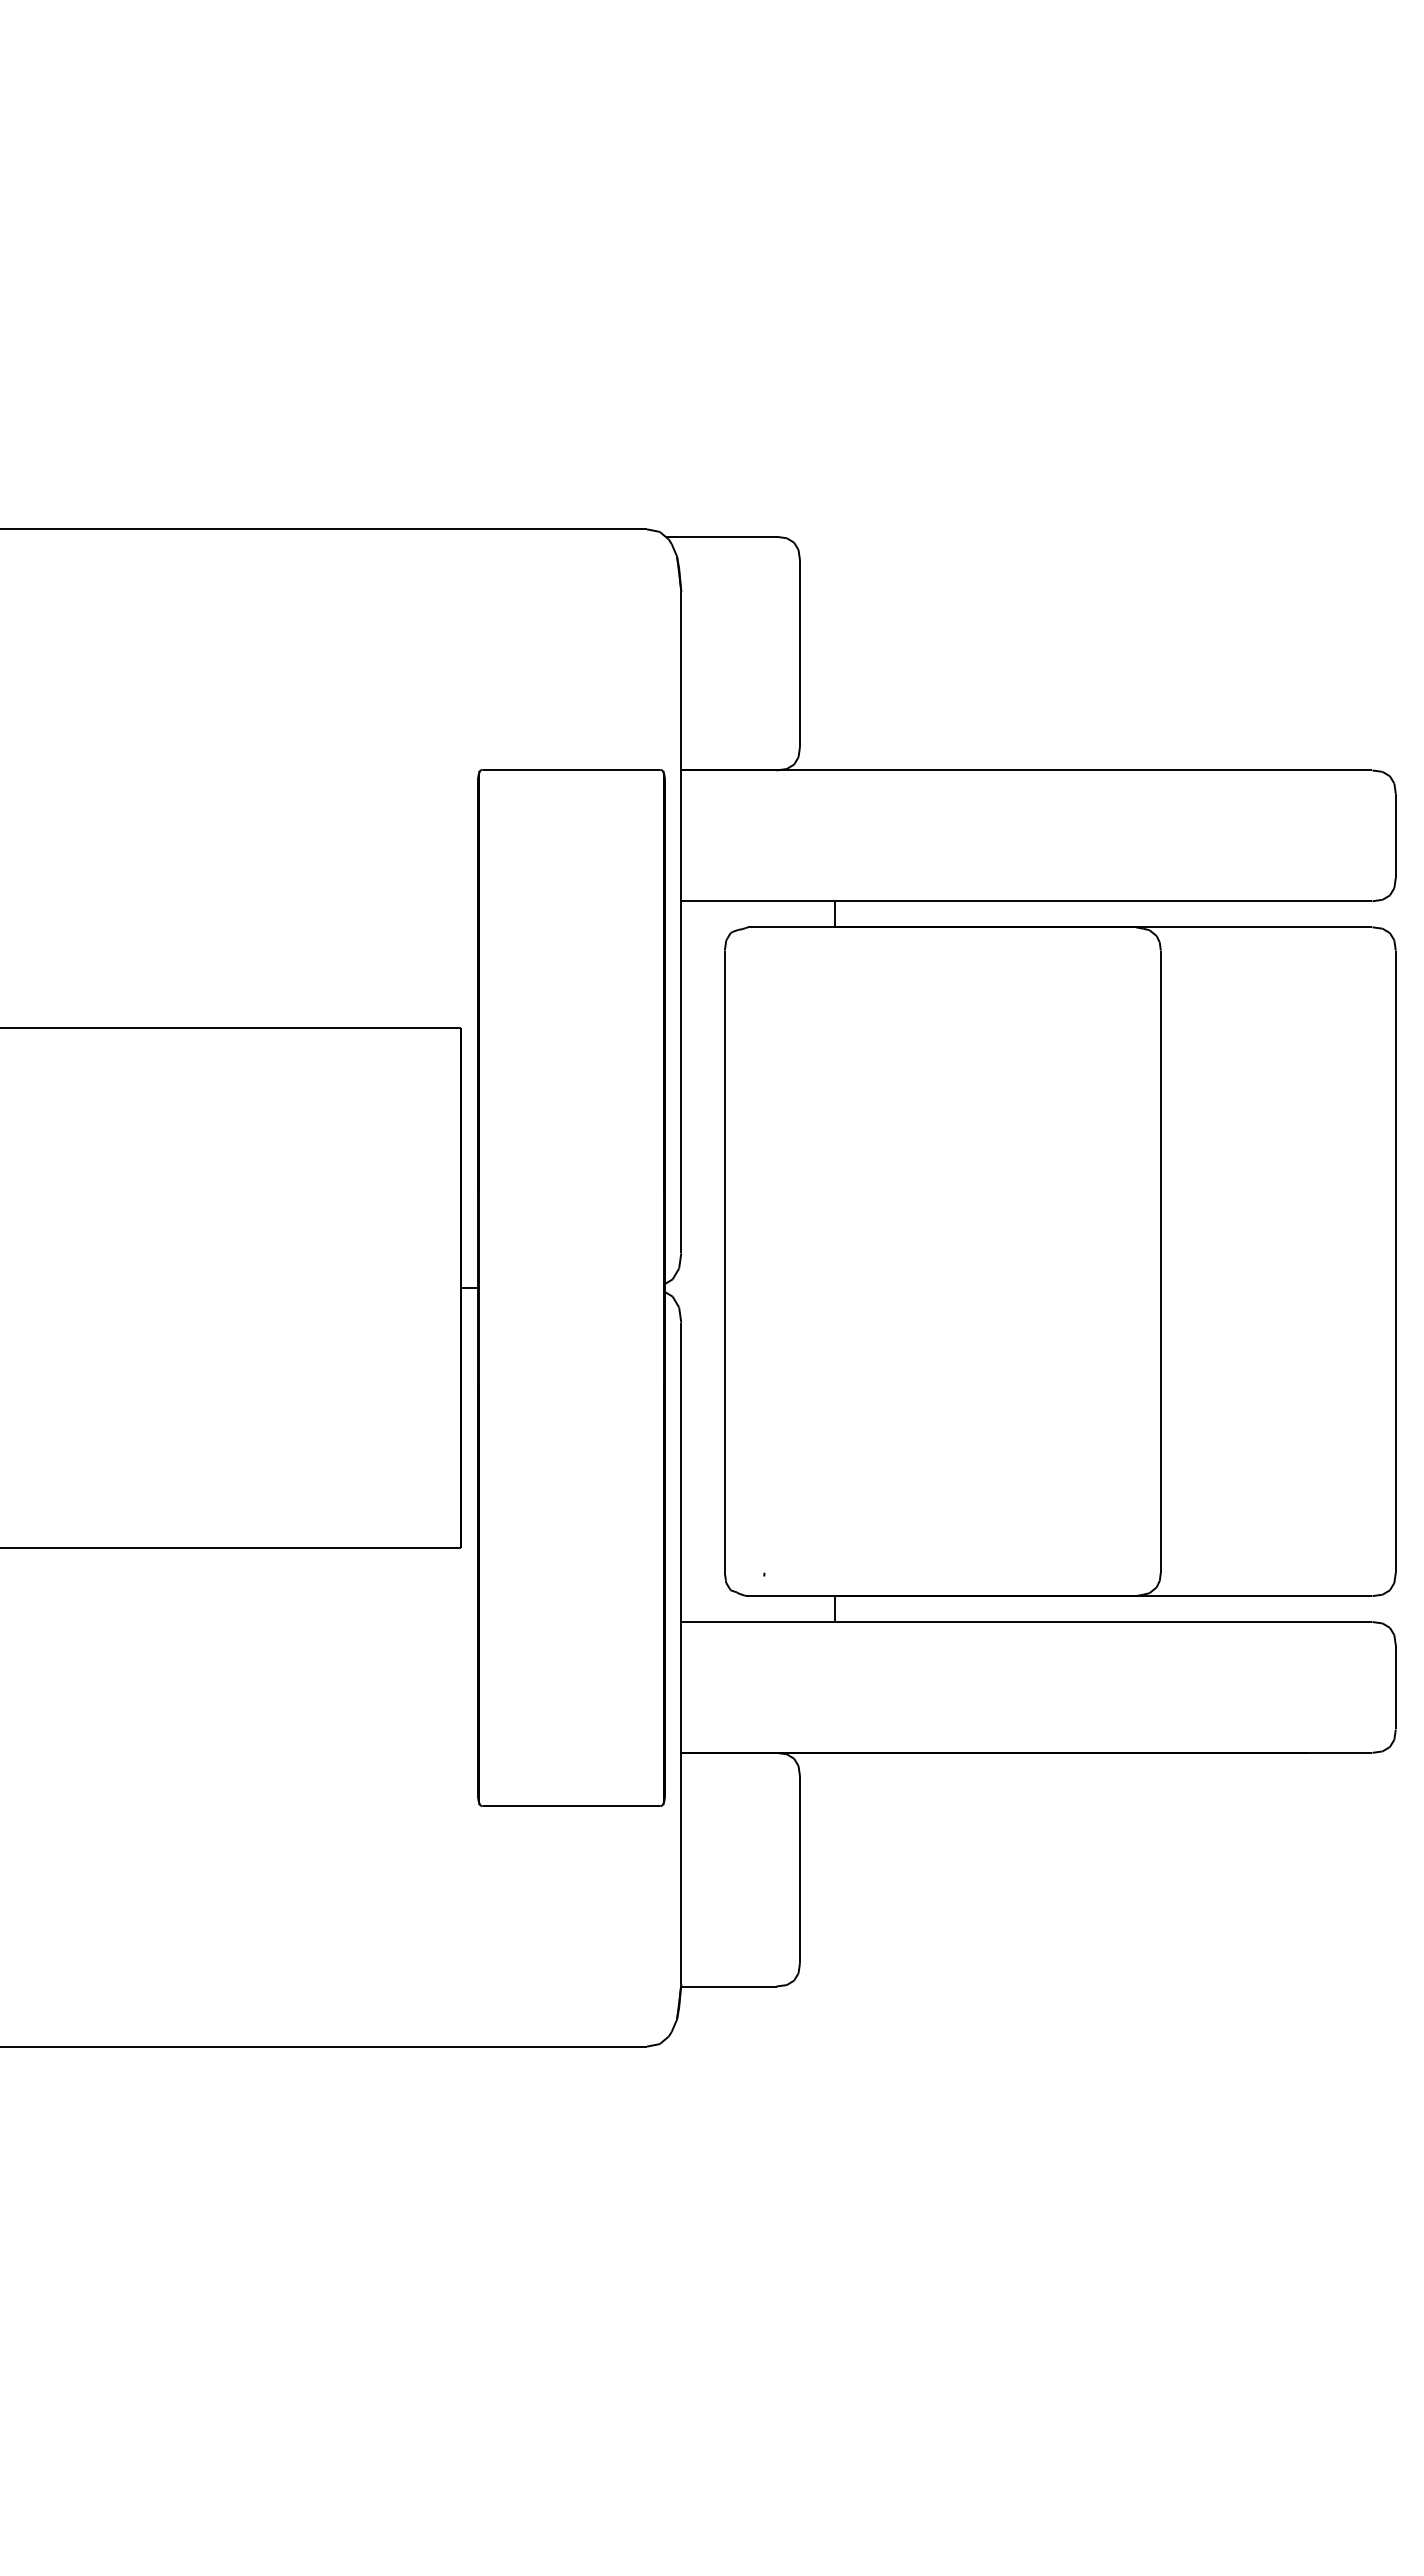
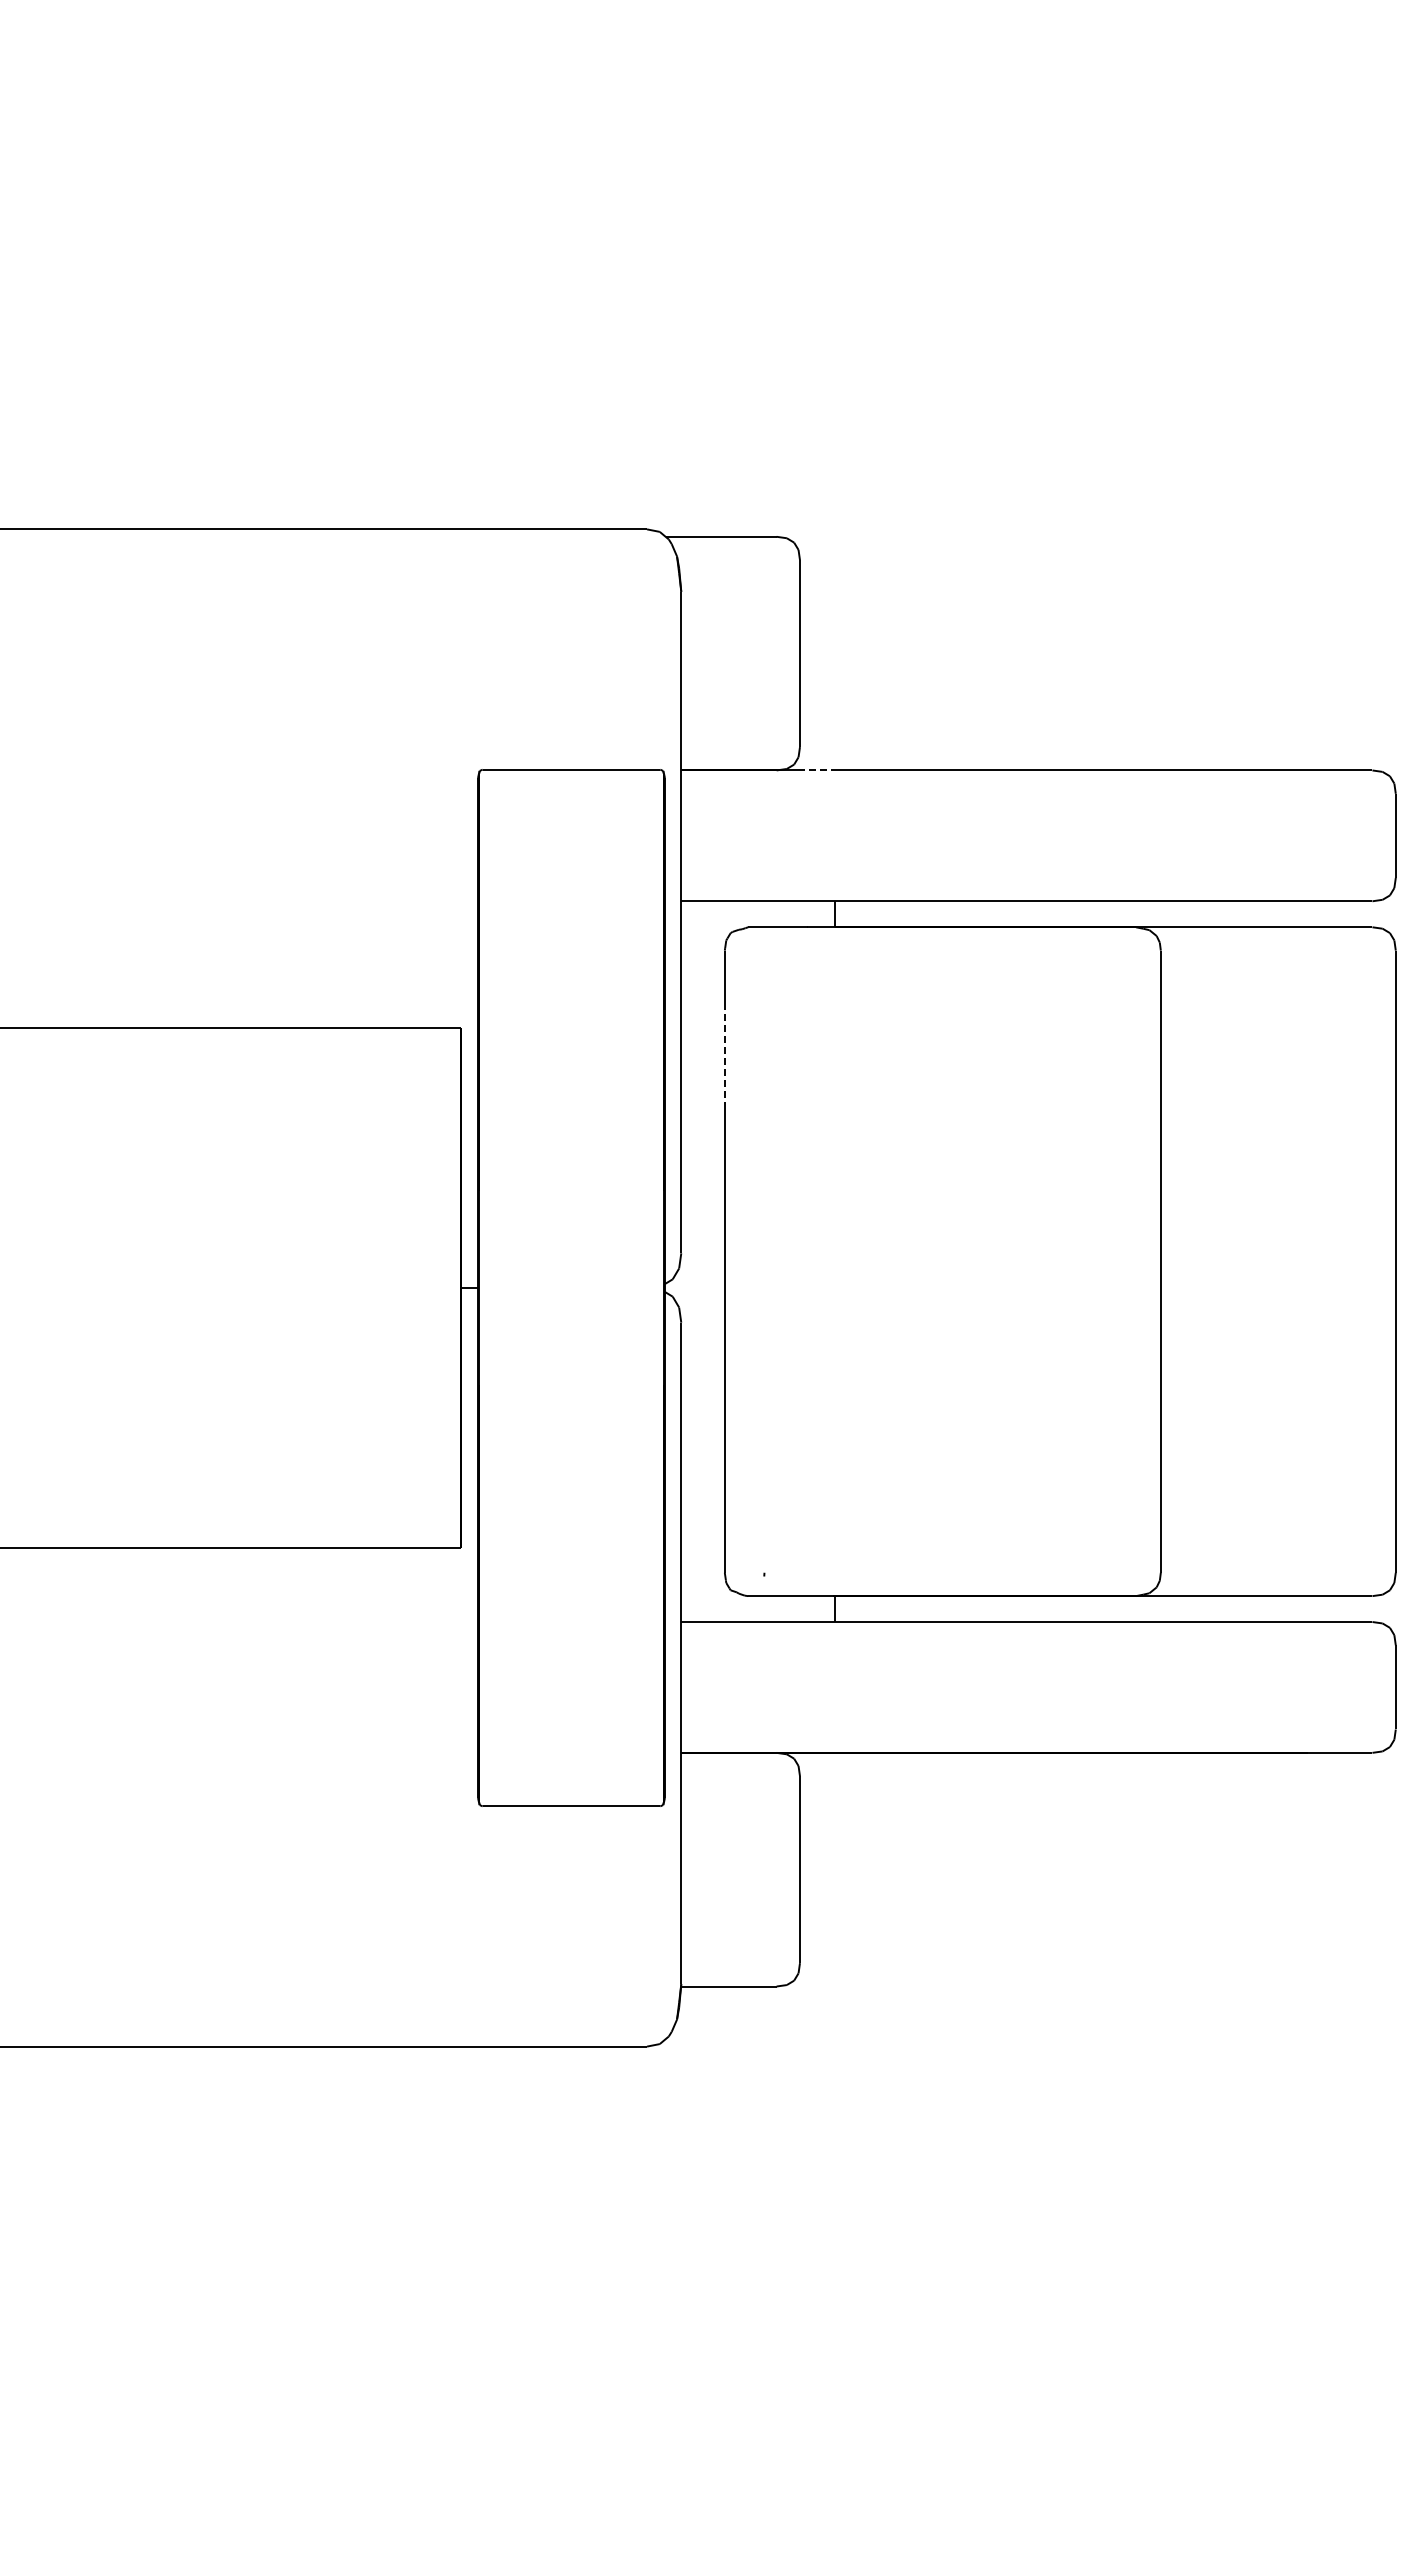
line: solid -> dashed (816, 770)
line: solid -> dashed (724, 1052)
